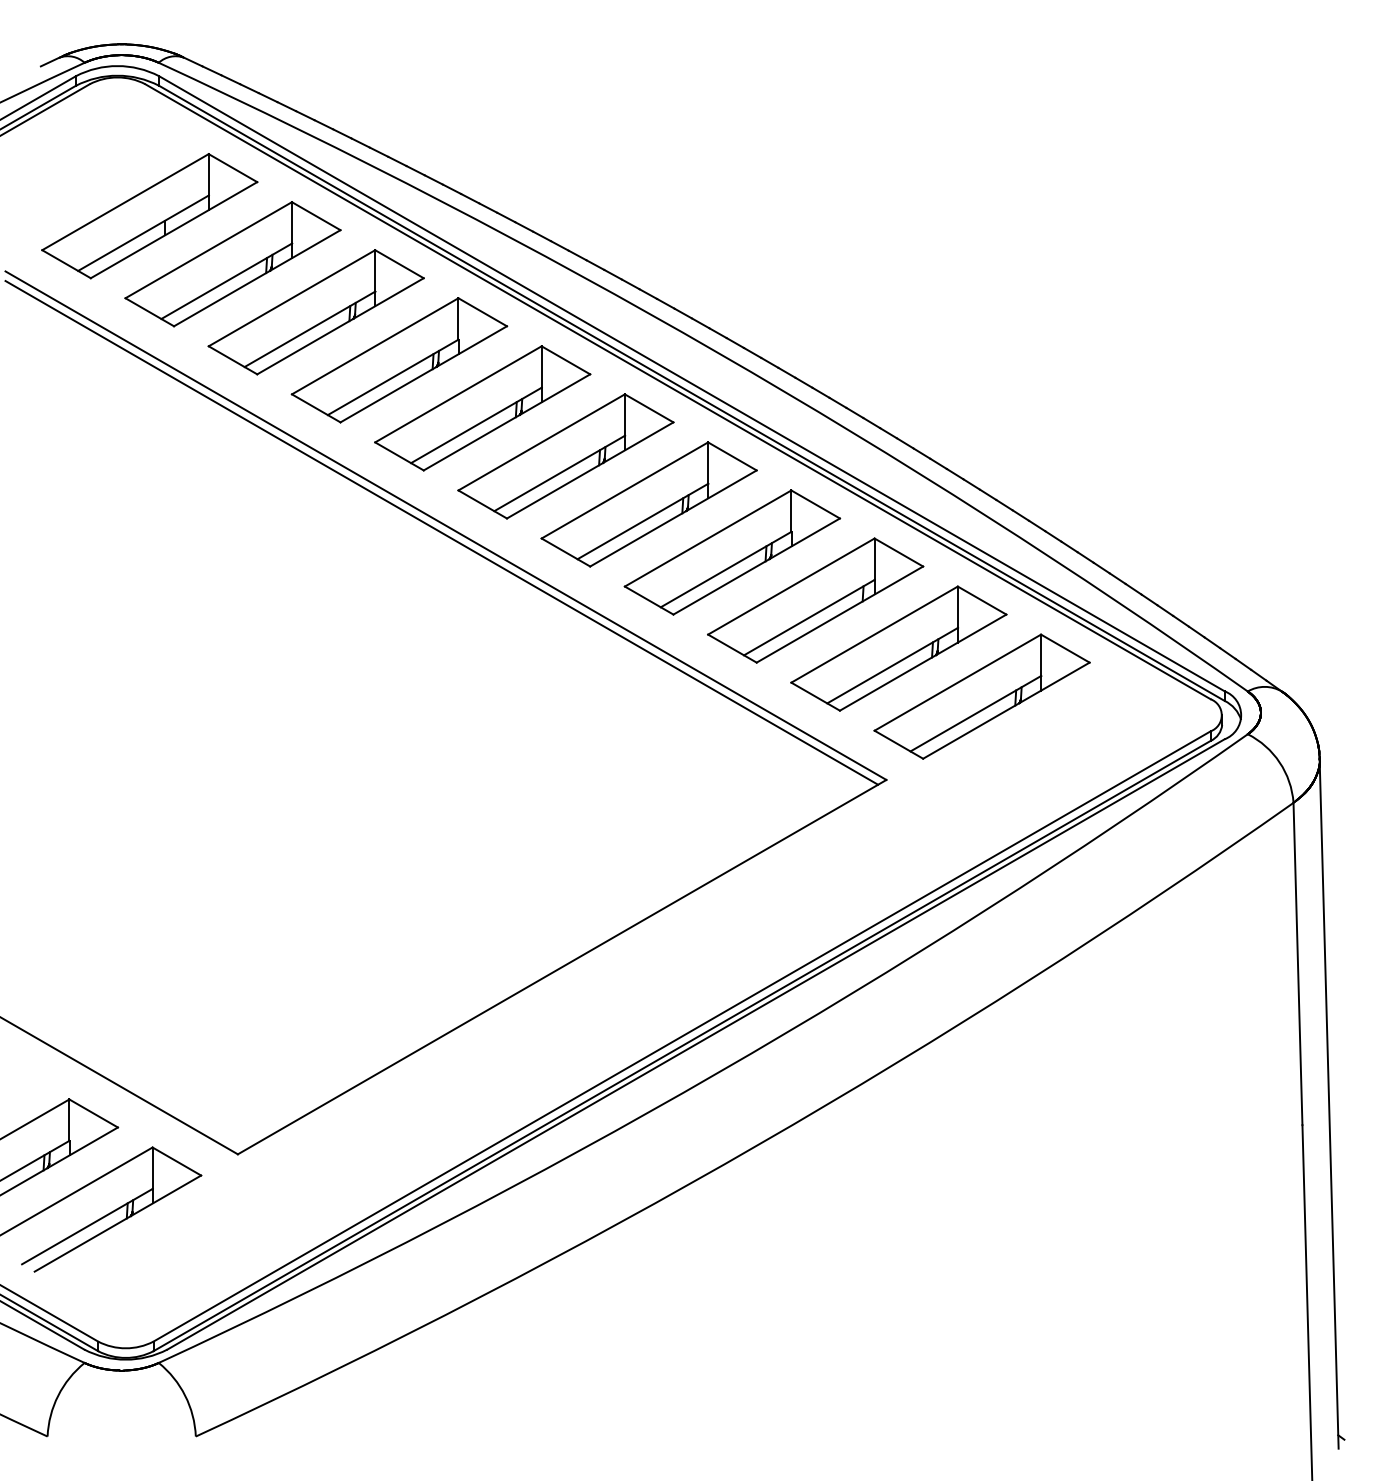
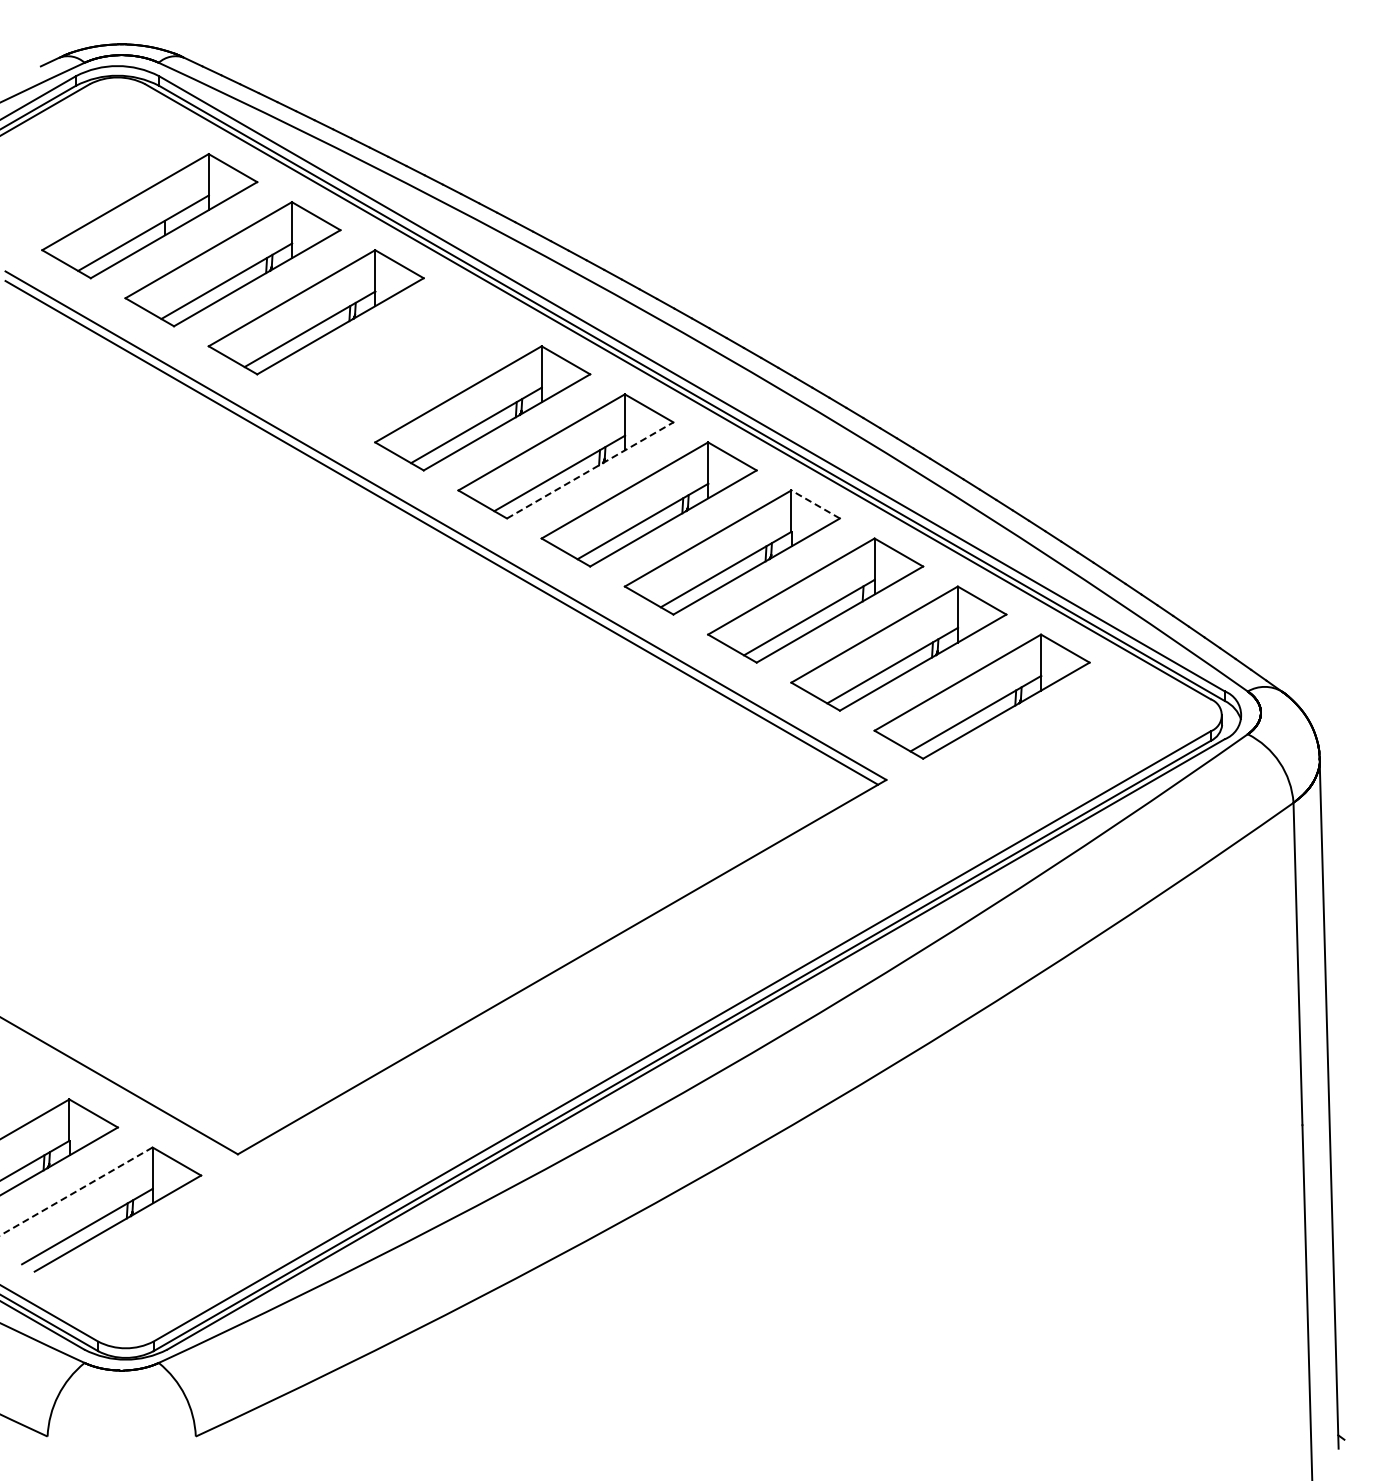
part: present -> none (399, 360)
line: solid -> dashed (590, 470)
line: solid -> dashed (815, 504)
line: solid -> dashed (76, 1191)
